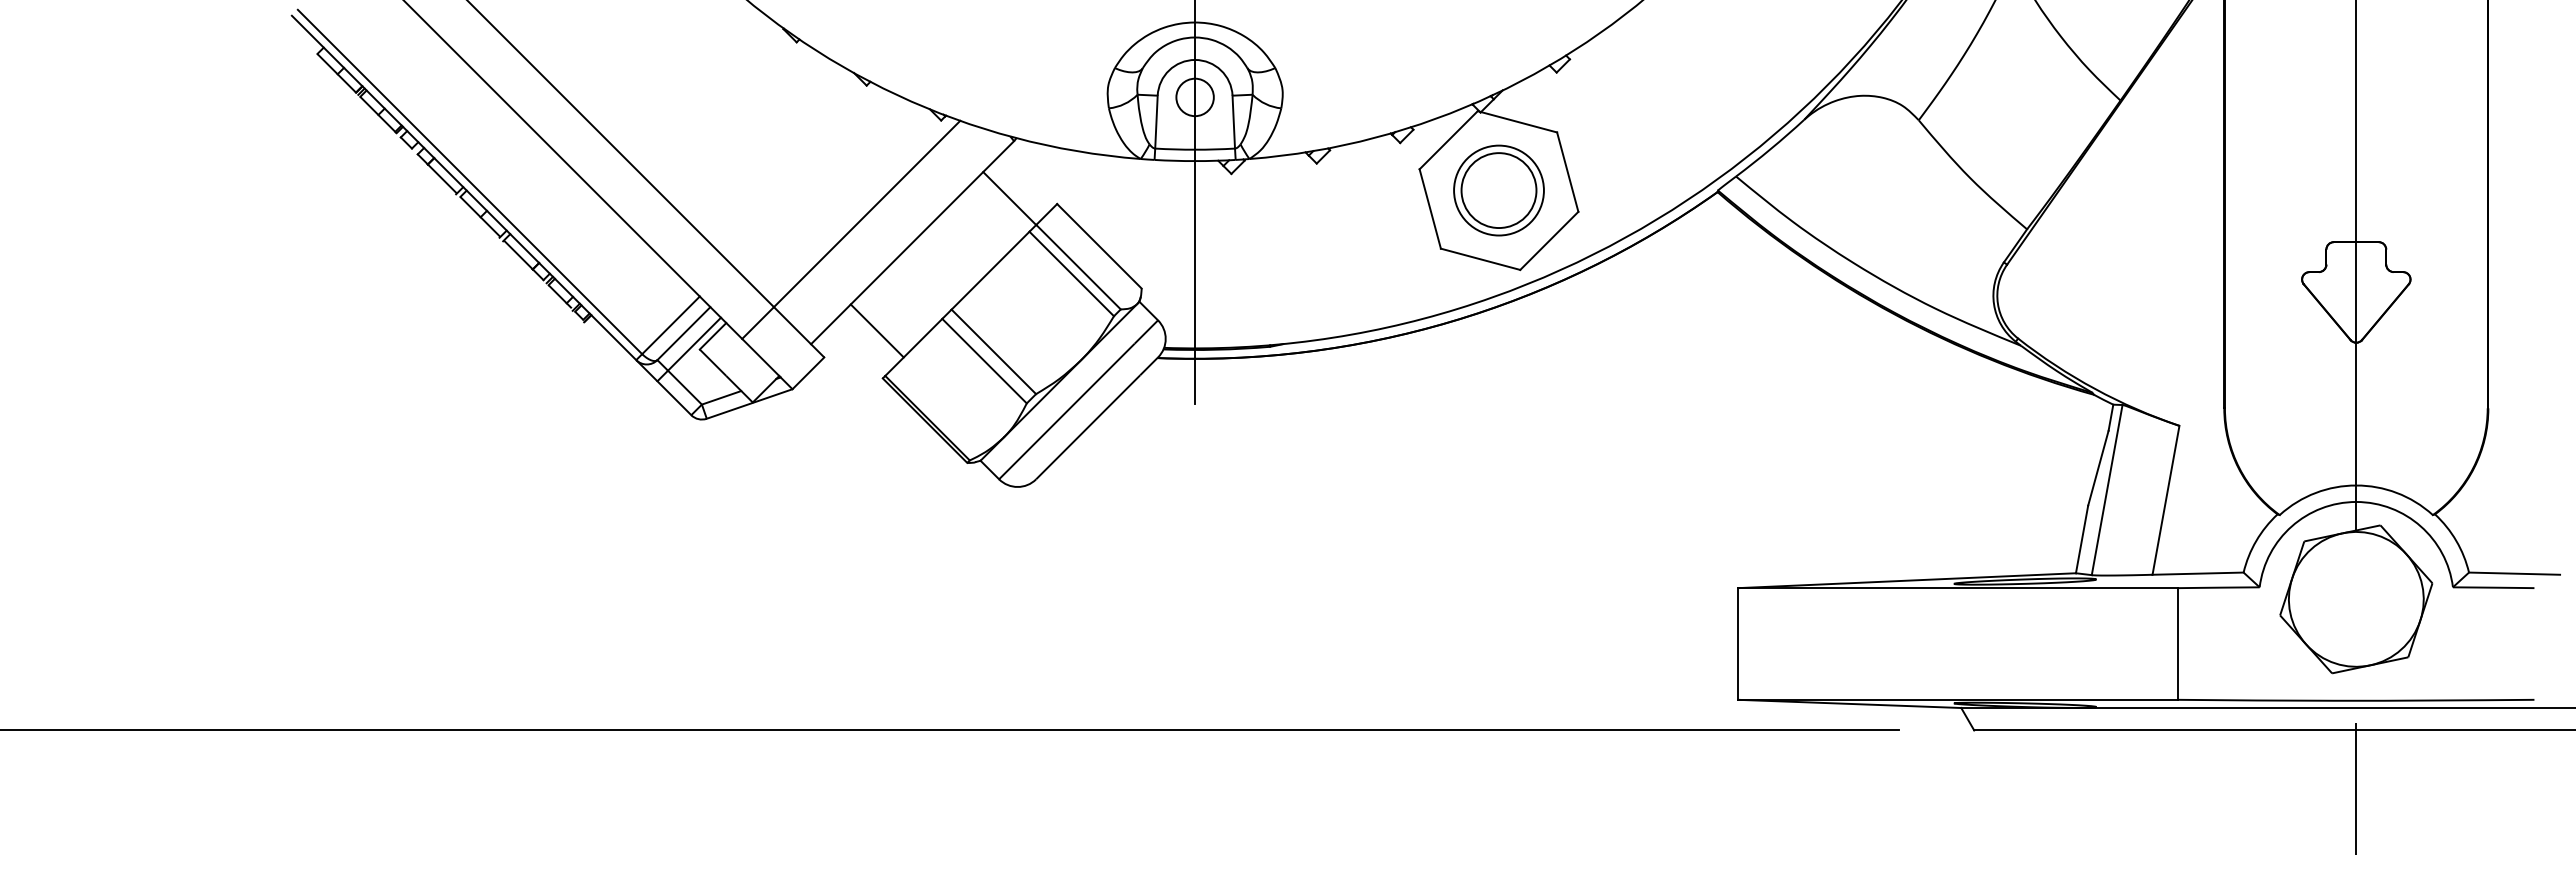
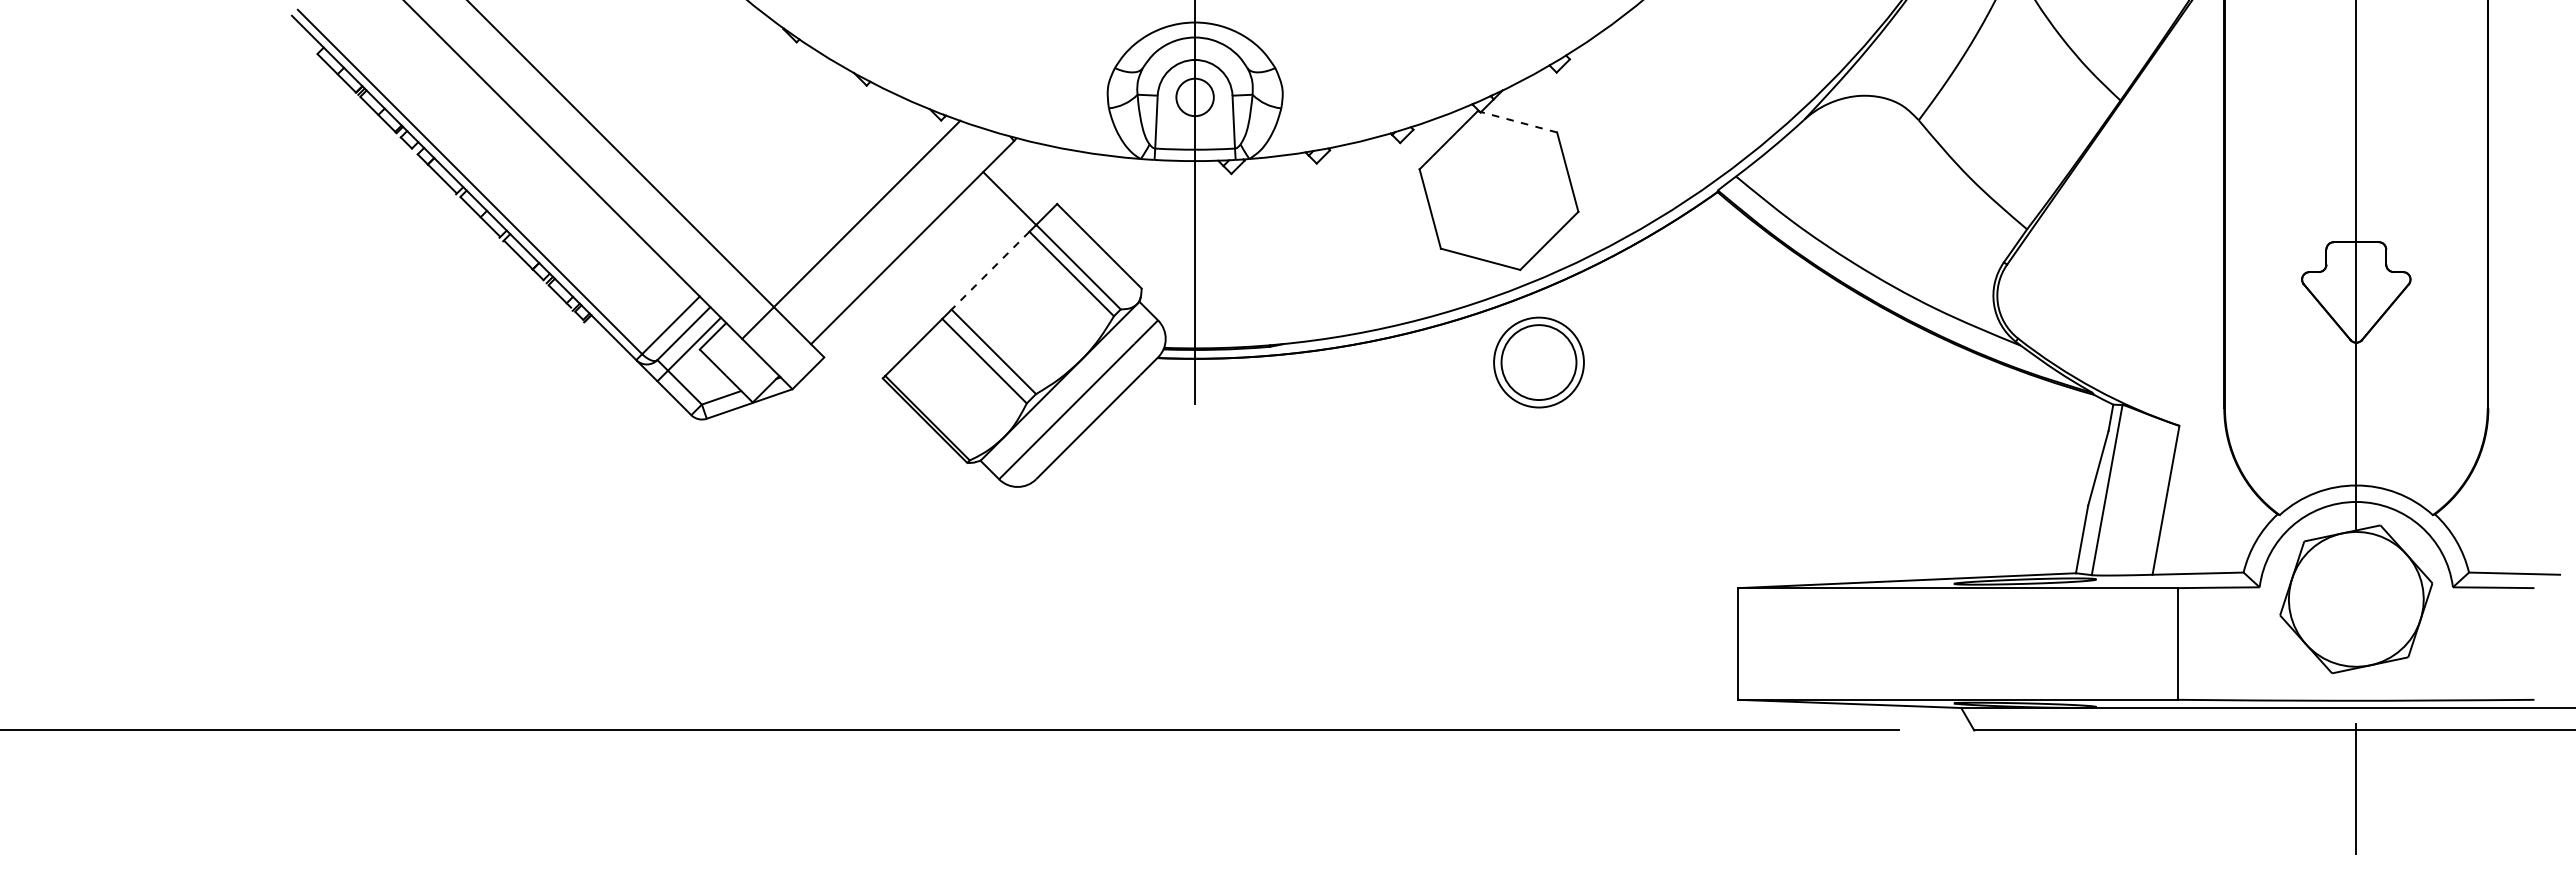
line: solid -> dashed (1518, 122)
part position: (1498, 190) -> (1538, 362) (1538, 362)
line: solid -> dashed (990, 271)
line: present -> none (876, 330)
